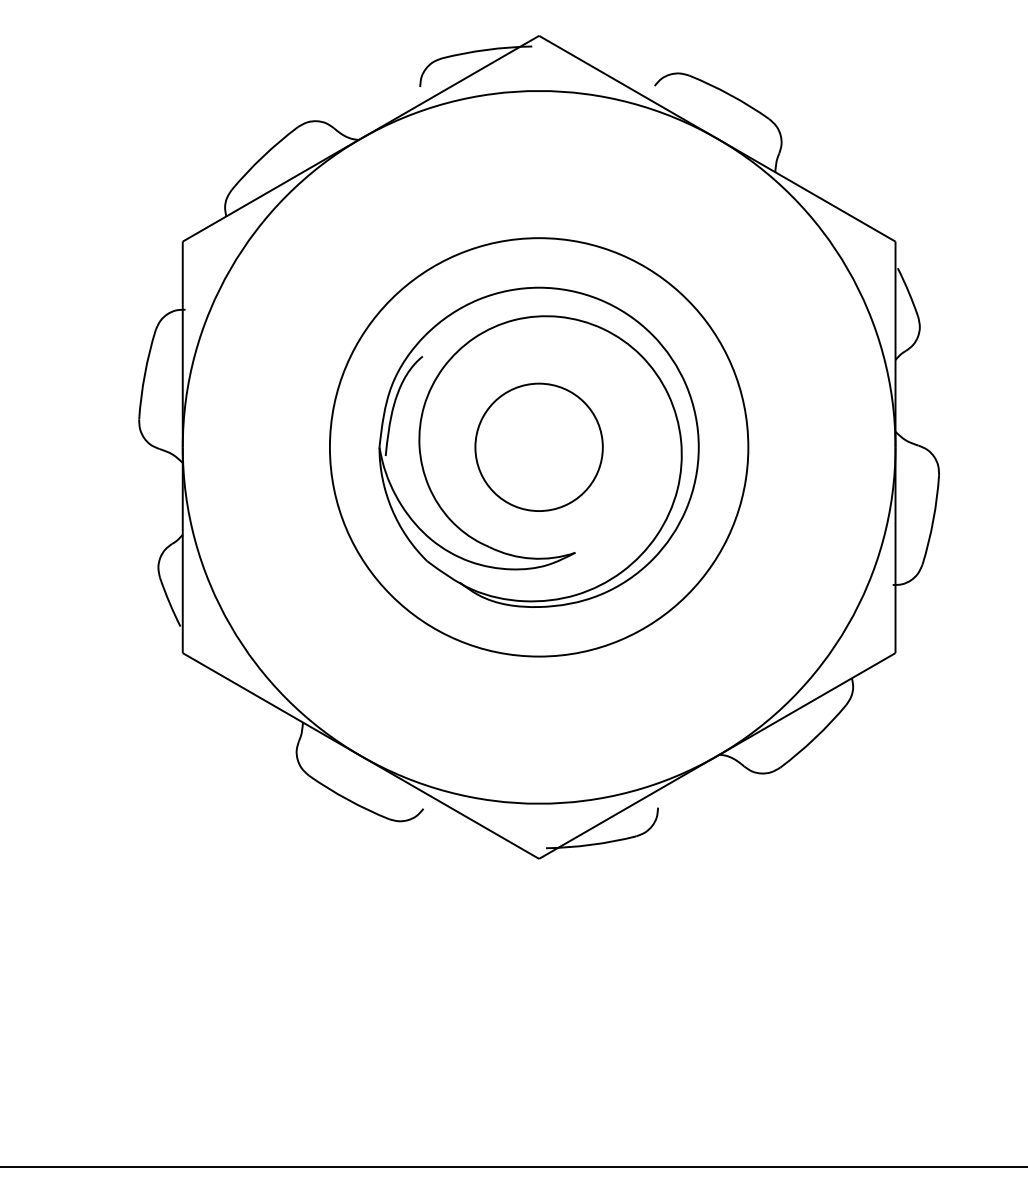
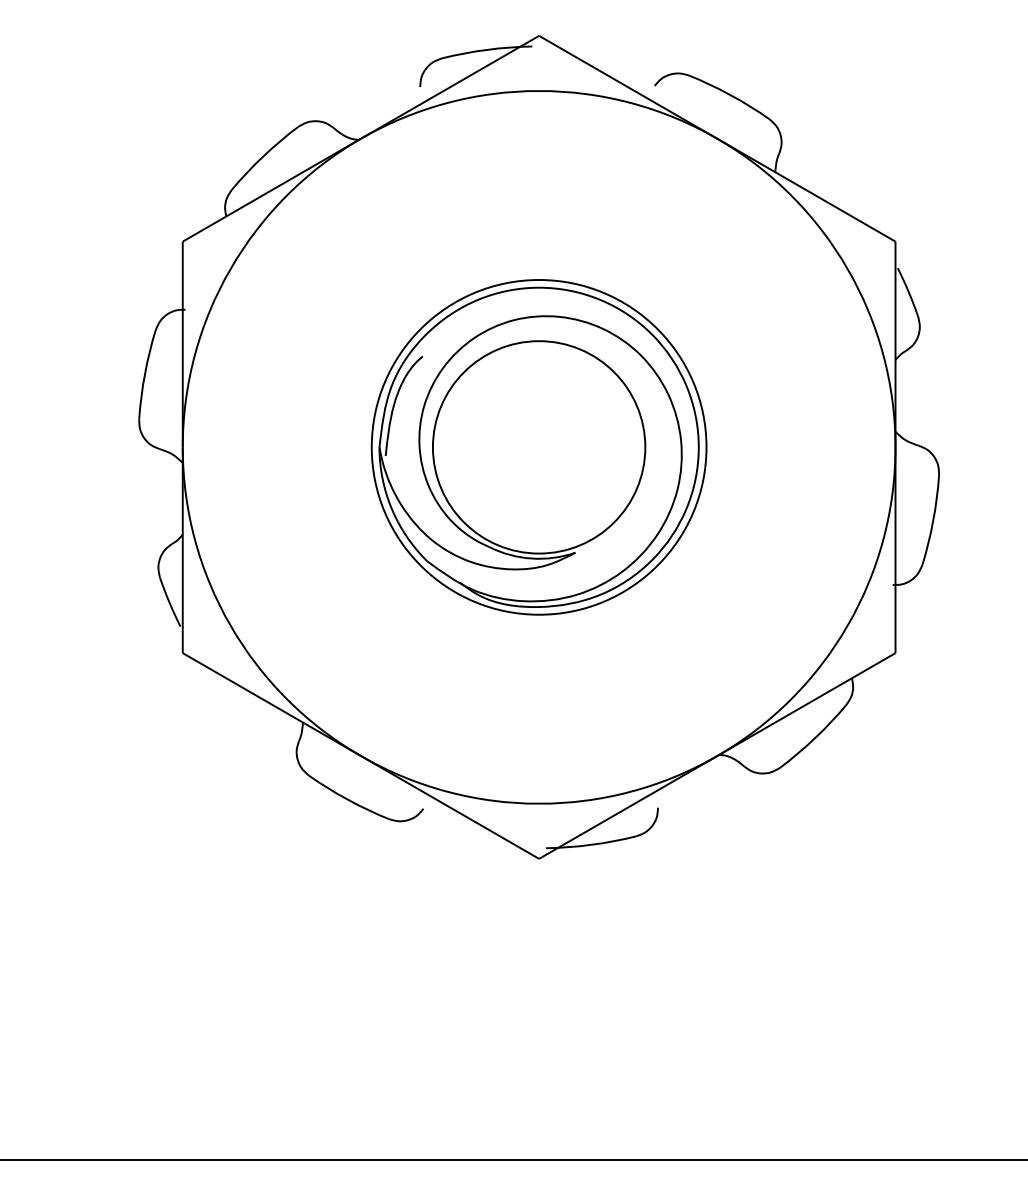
circle diameter: 127 px -> 212 px (538, 447)
circle diameter: 418 px -> 335 px (538, 447)
line position: (513, 1167) -> (513, 1160) (513, 1160)
